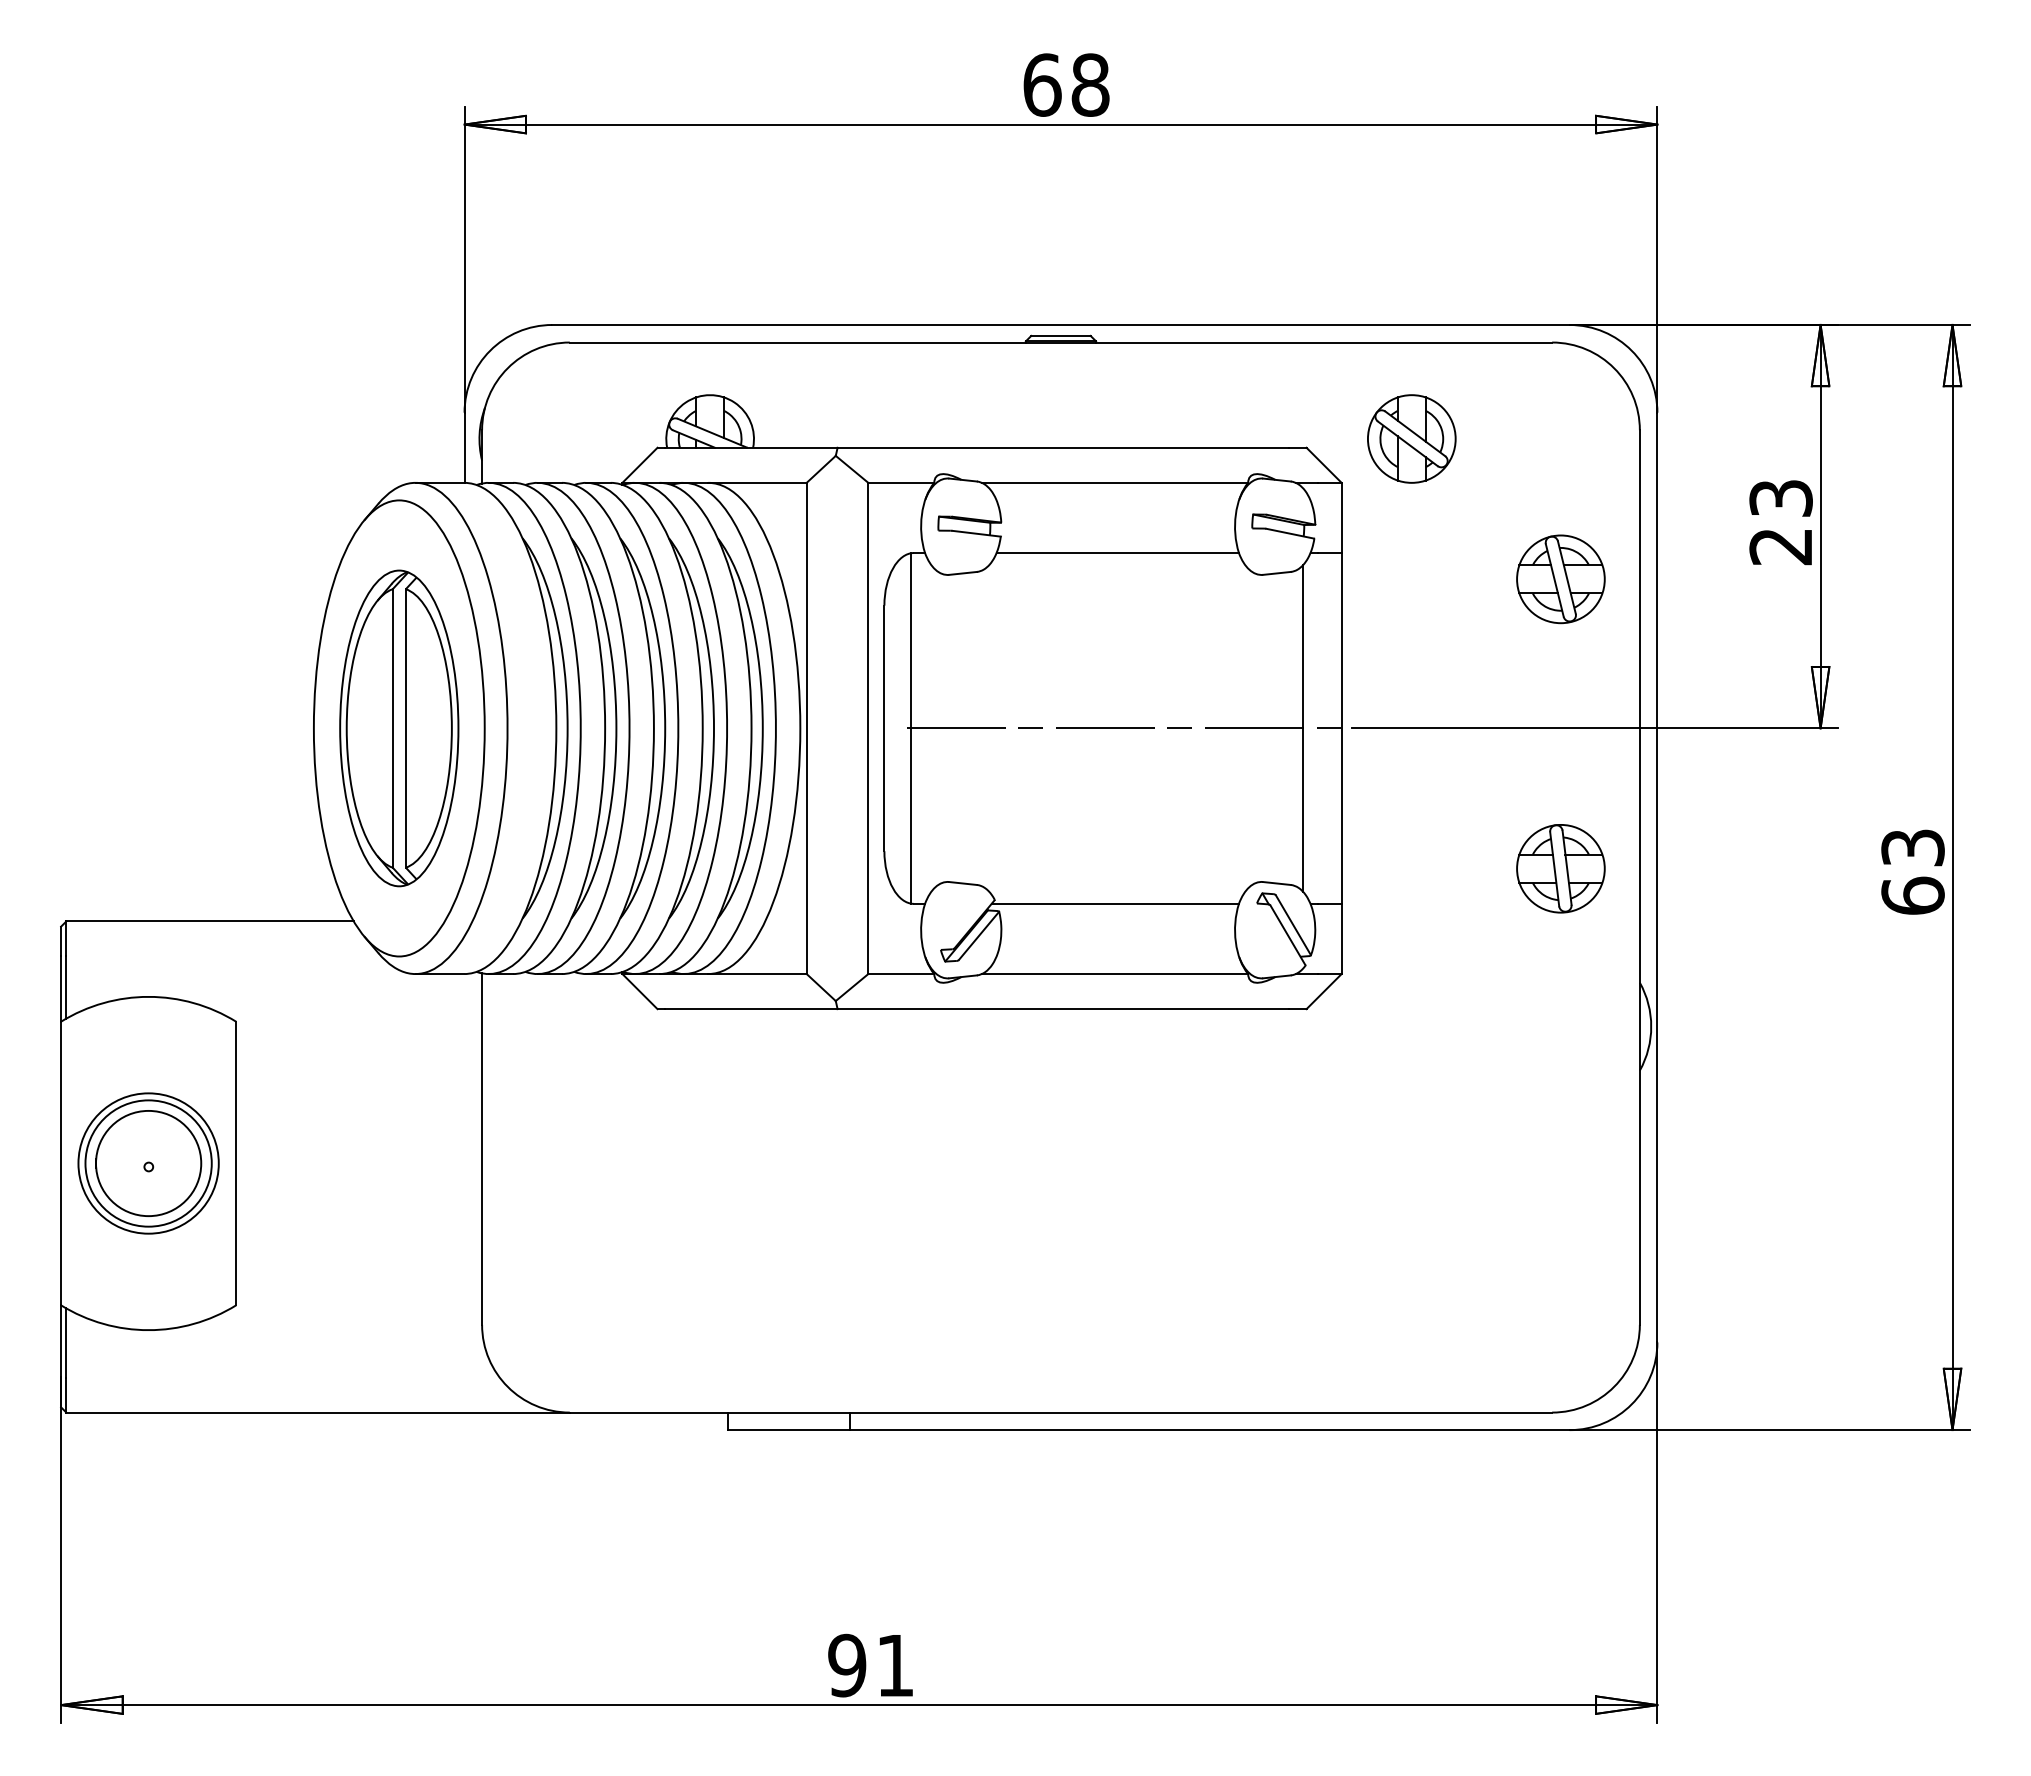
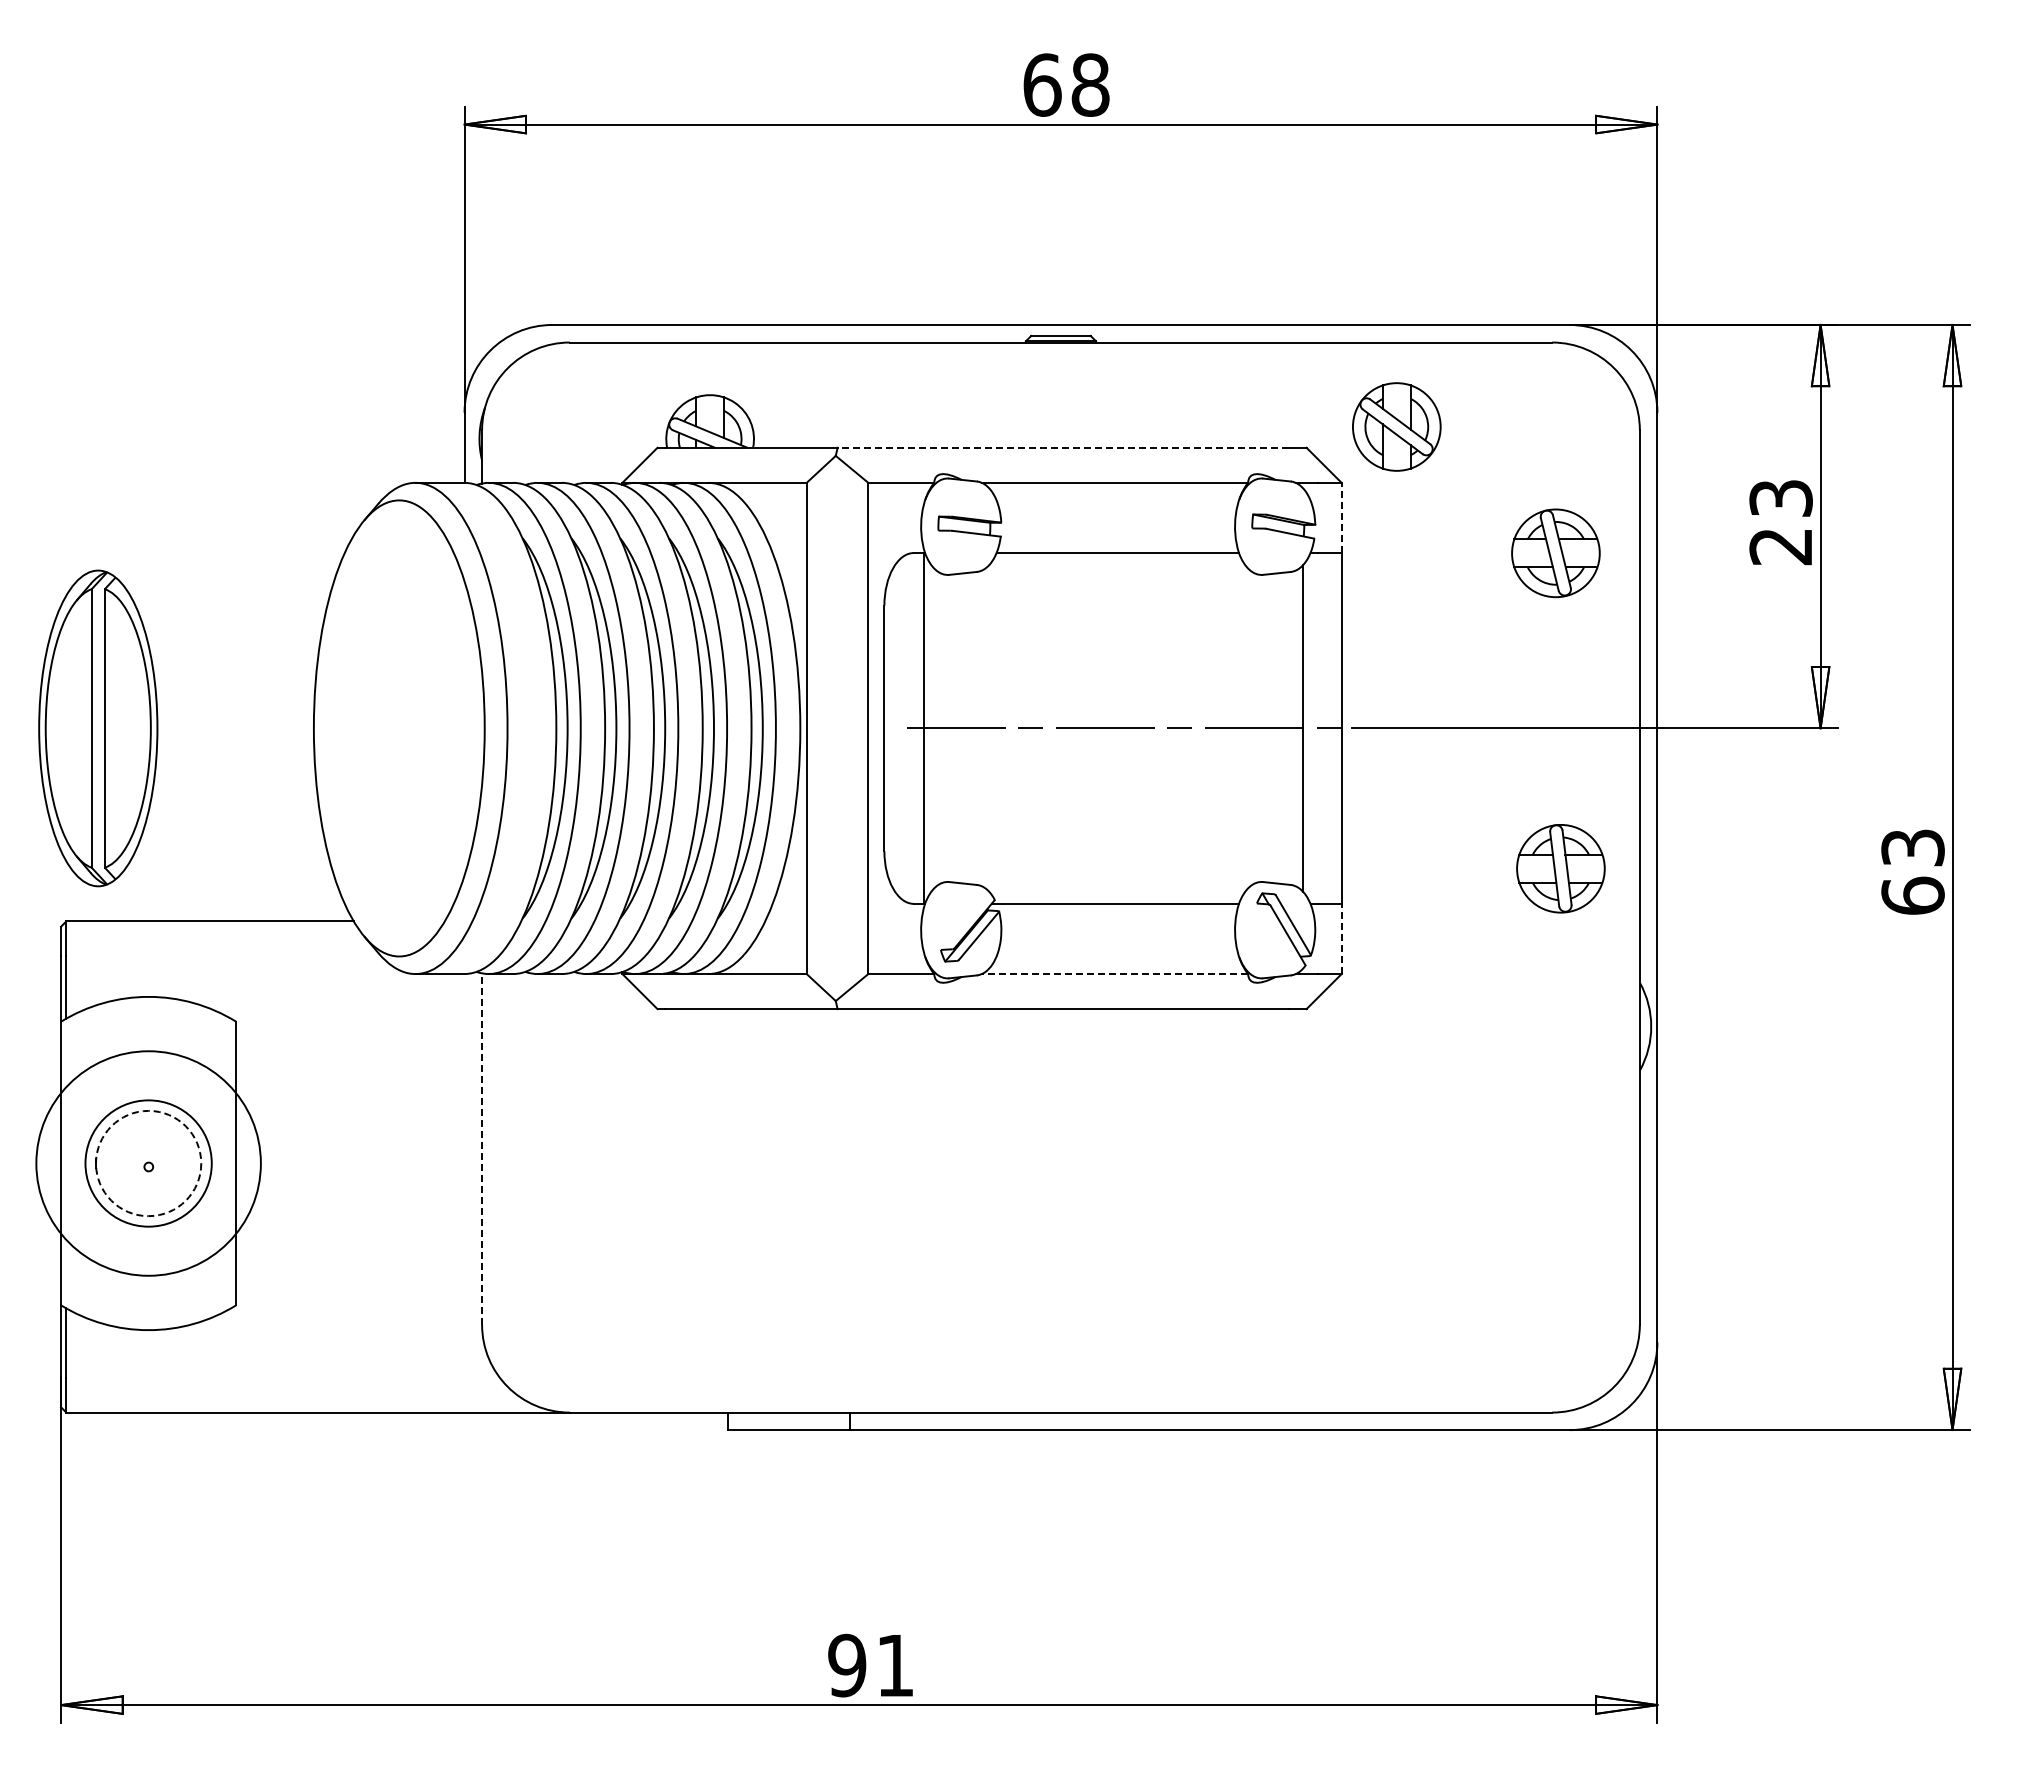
part position: (1411, 438) -> (1396, 426) (1396, 426)
line: solid -> dashed (1062, 447)
line: solid -> dashed (1341, 517)
part position: (1560, 579) -> (1555, 553) (1555, 553)
part position: (399, 728) -> (98, 728) (98, 728)
line position: (910, 728) -> (923, 728) (923, 728)
line: solid -> dashed (1341, 938)
line: solid -> dashed (1114, 974)
line: solid -> dashed (482, 1149)
circle diameter: 140 px -> 225 px (148, 1163)
circle: solid -> dashed (148, 1163)
